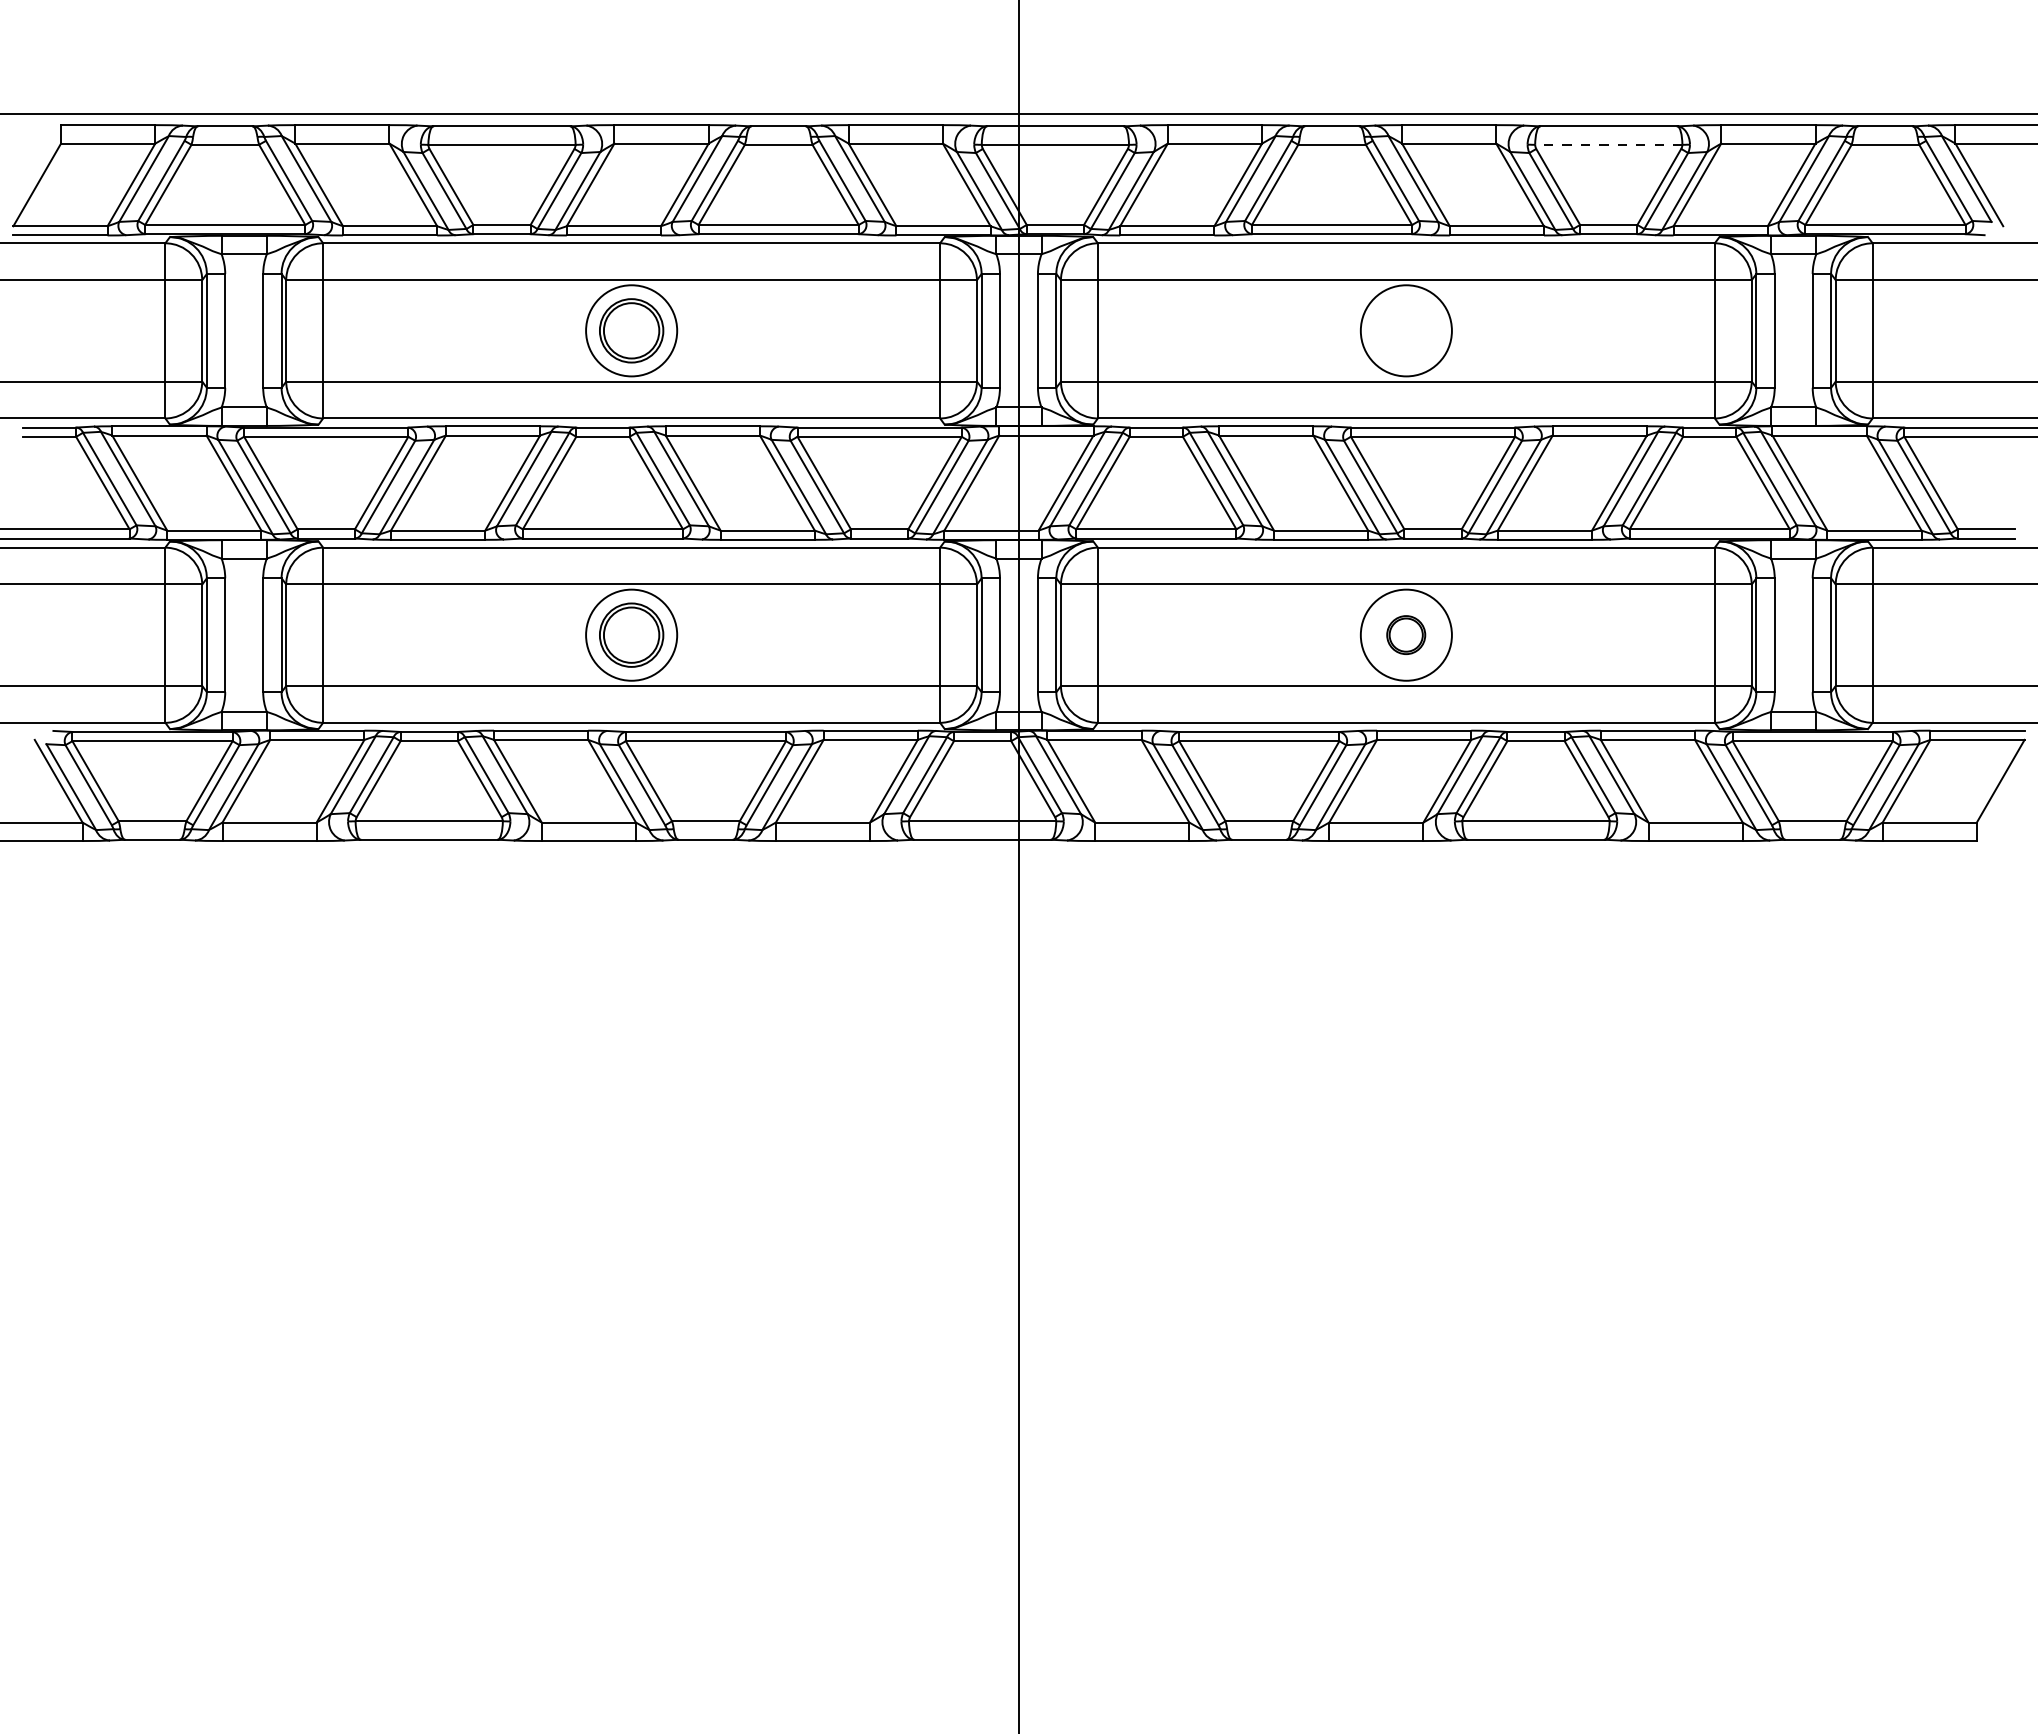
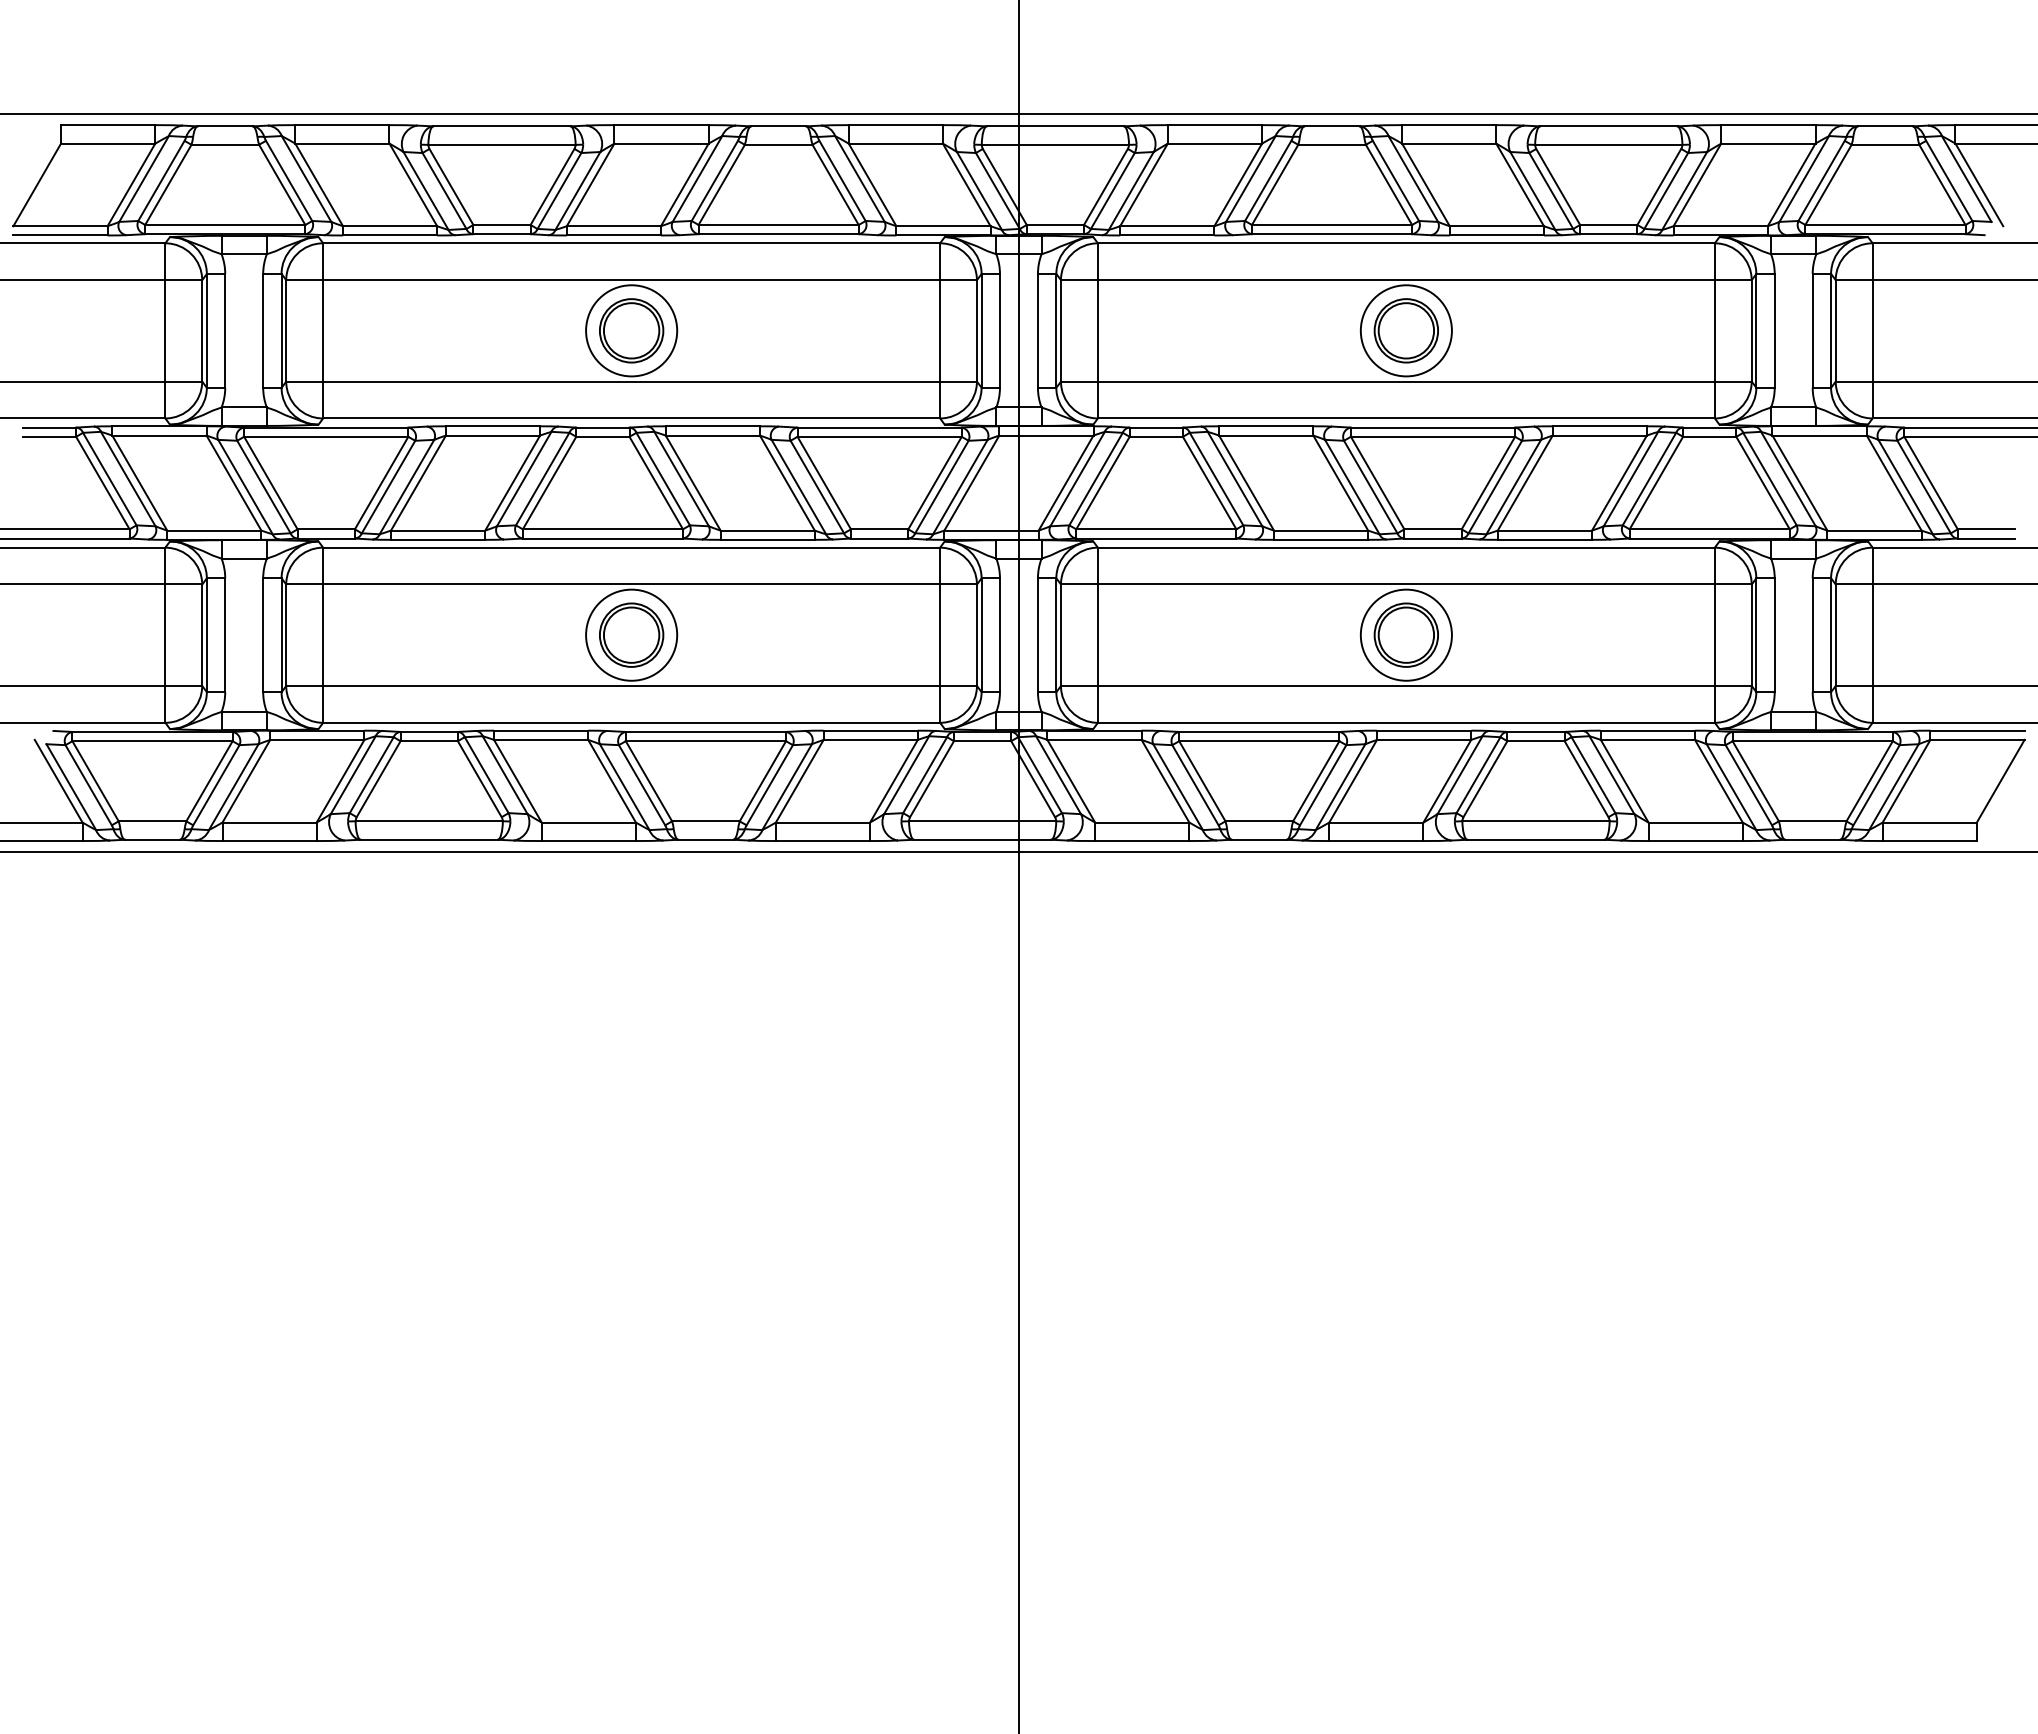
line: dashed -> solid (1608, 144)
part: none -> present (1405, 330)
part size: 41x40 px -> 66x66 px (1405, 634)
line: none -> present (1018, 851)
